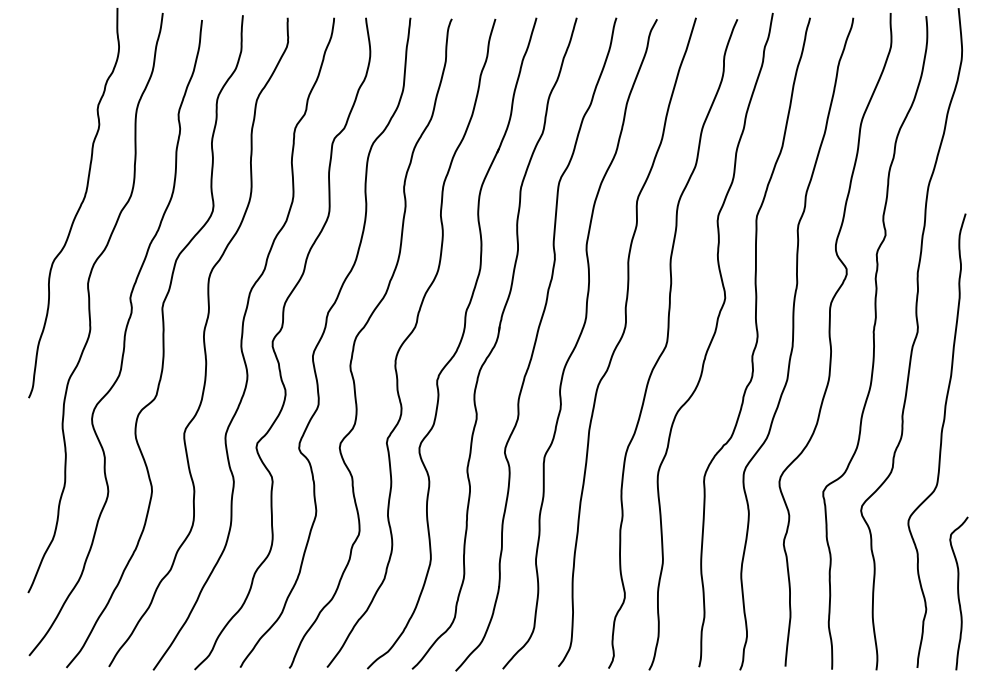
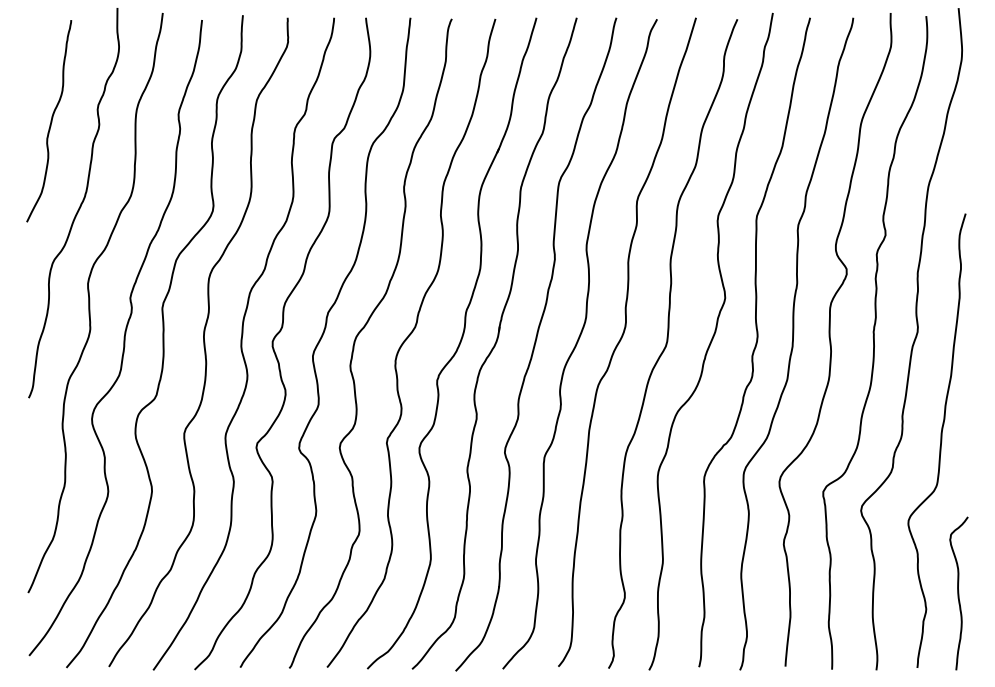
curve: none -> present (50, 121)
